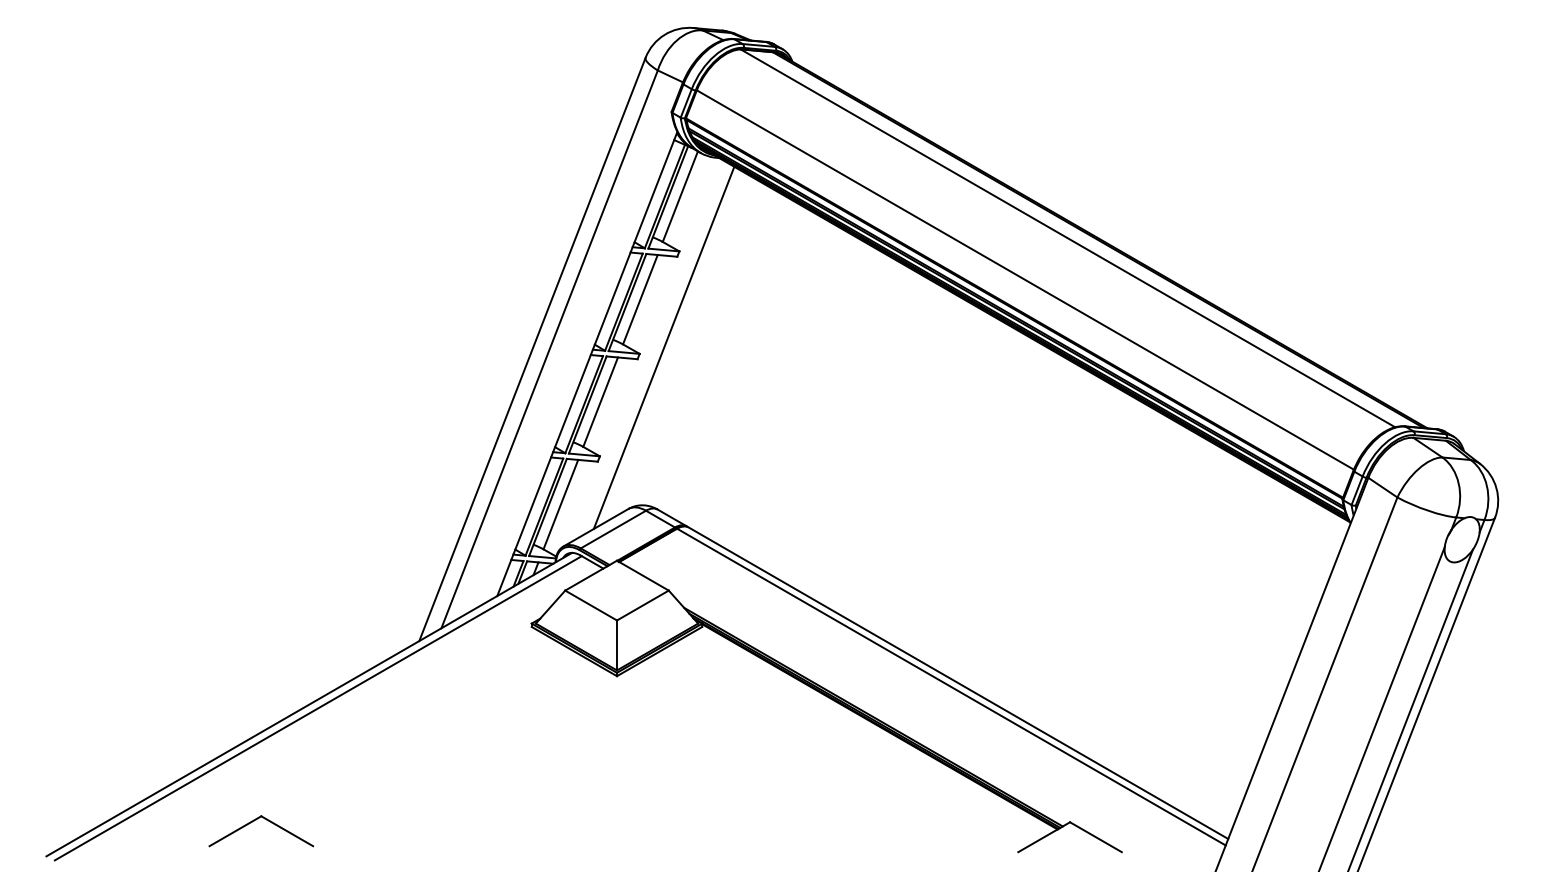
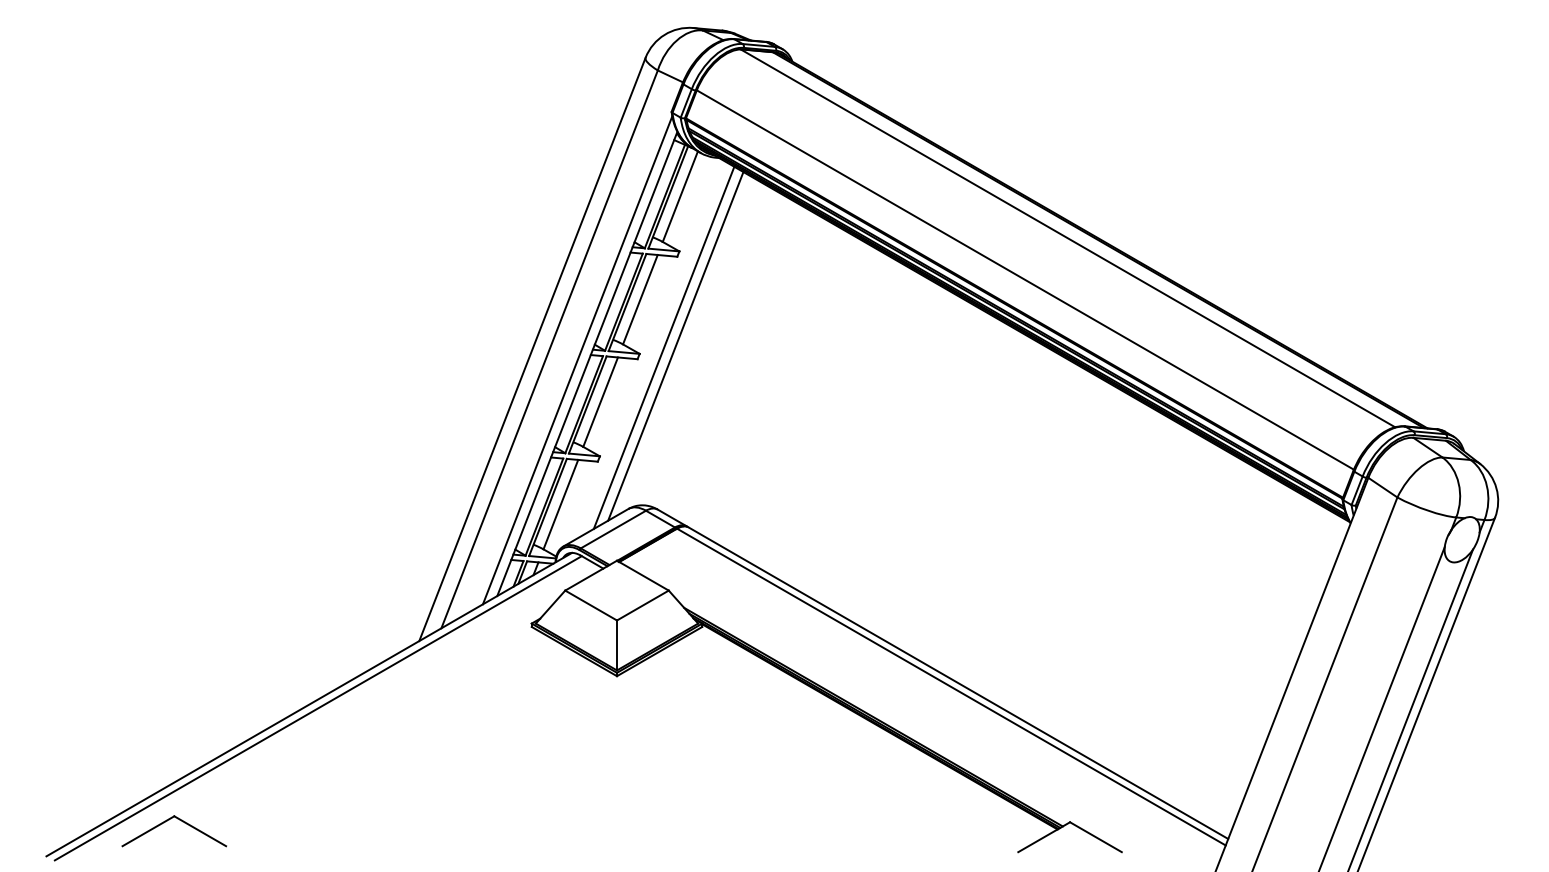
line: none -> present (675, 346)
line: none -> present (577, 360)
part position: (254, 821) -> (167, 821) (167, 821)
